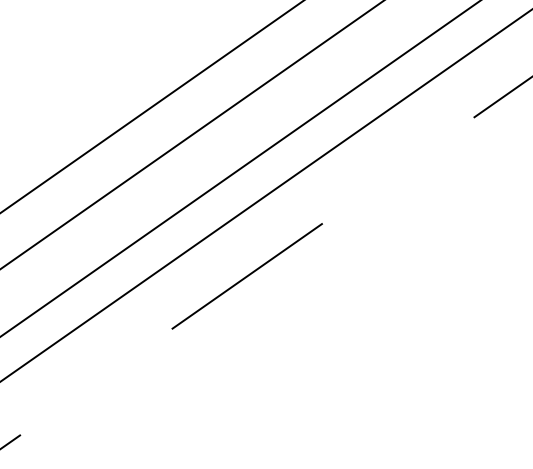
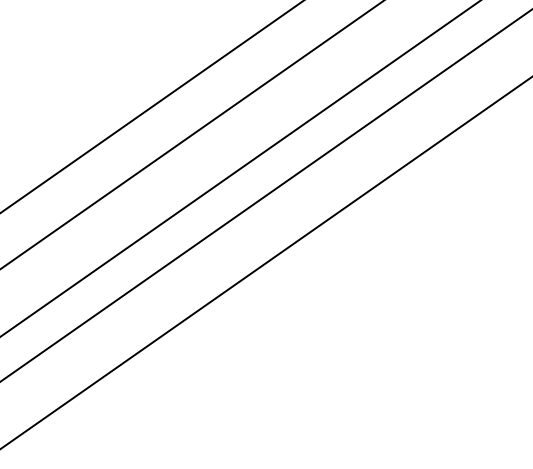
line: dashed -> solid (266, 262)
